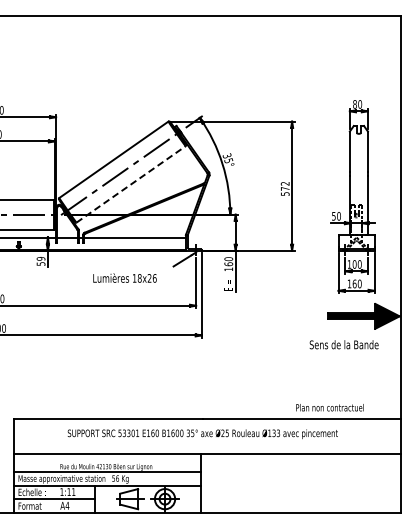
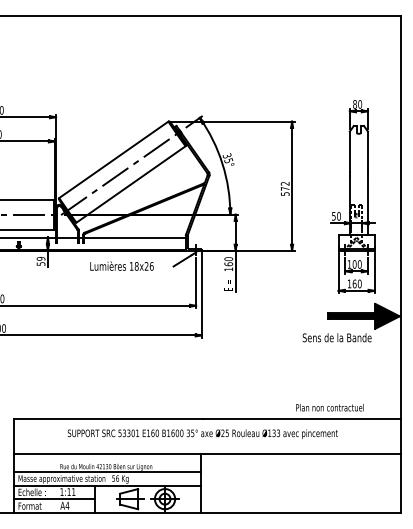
line: dashed -> solid (131, 184)
text position: (124, 277) -> (121, 265) (121, 265)
text position: (343, 344) -> (336, 337) (336, 337)
